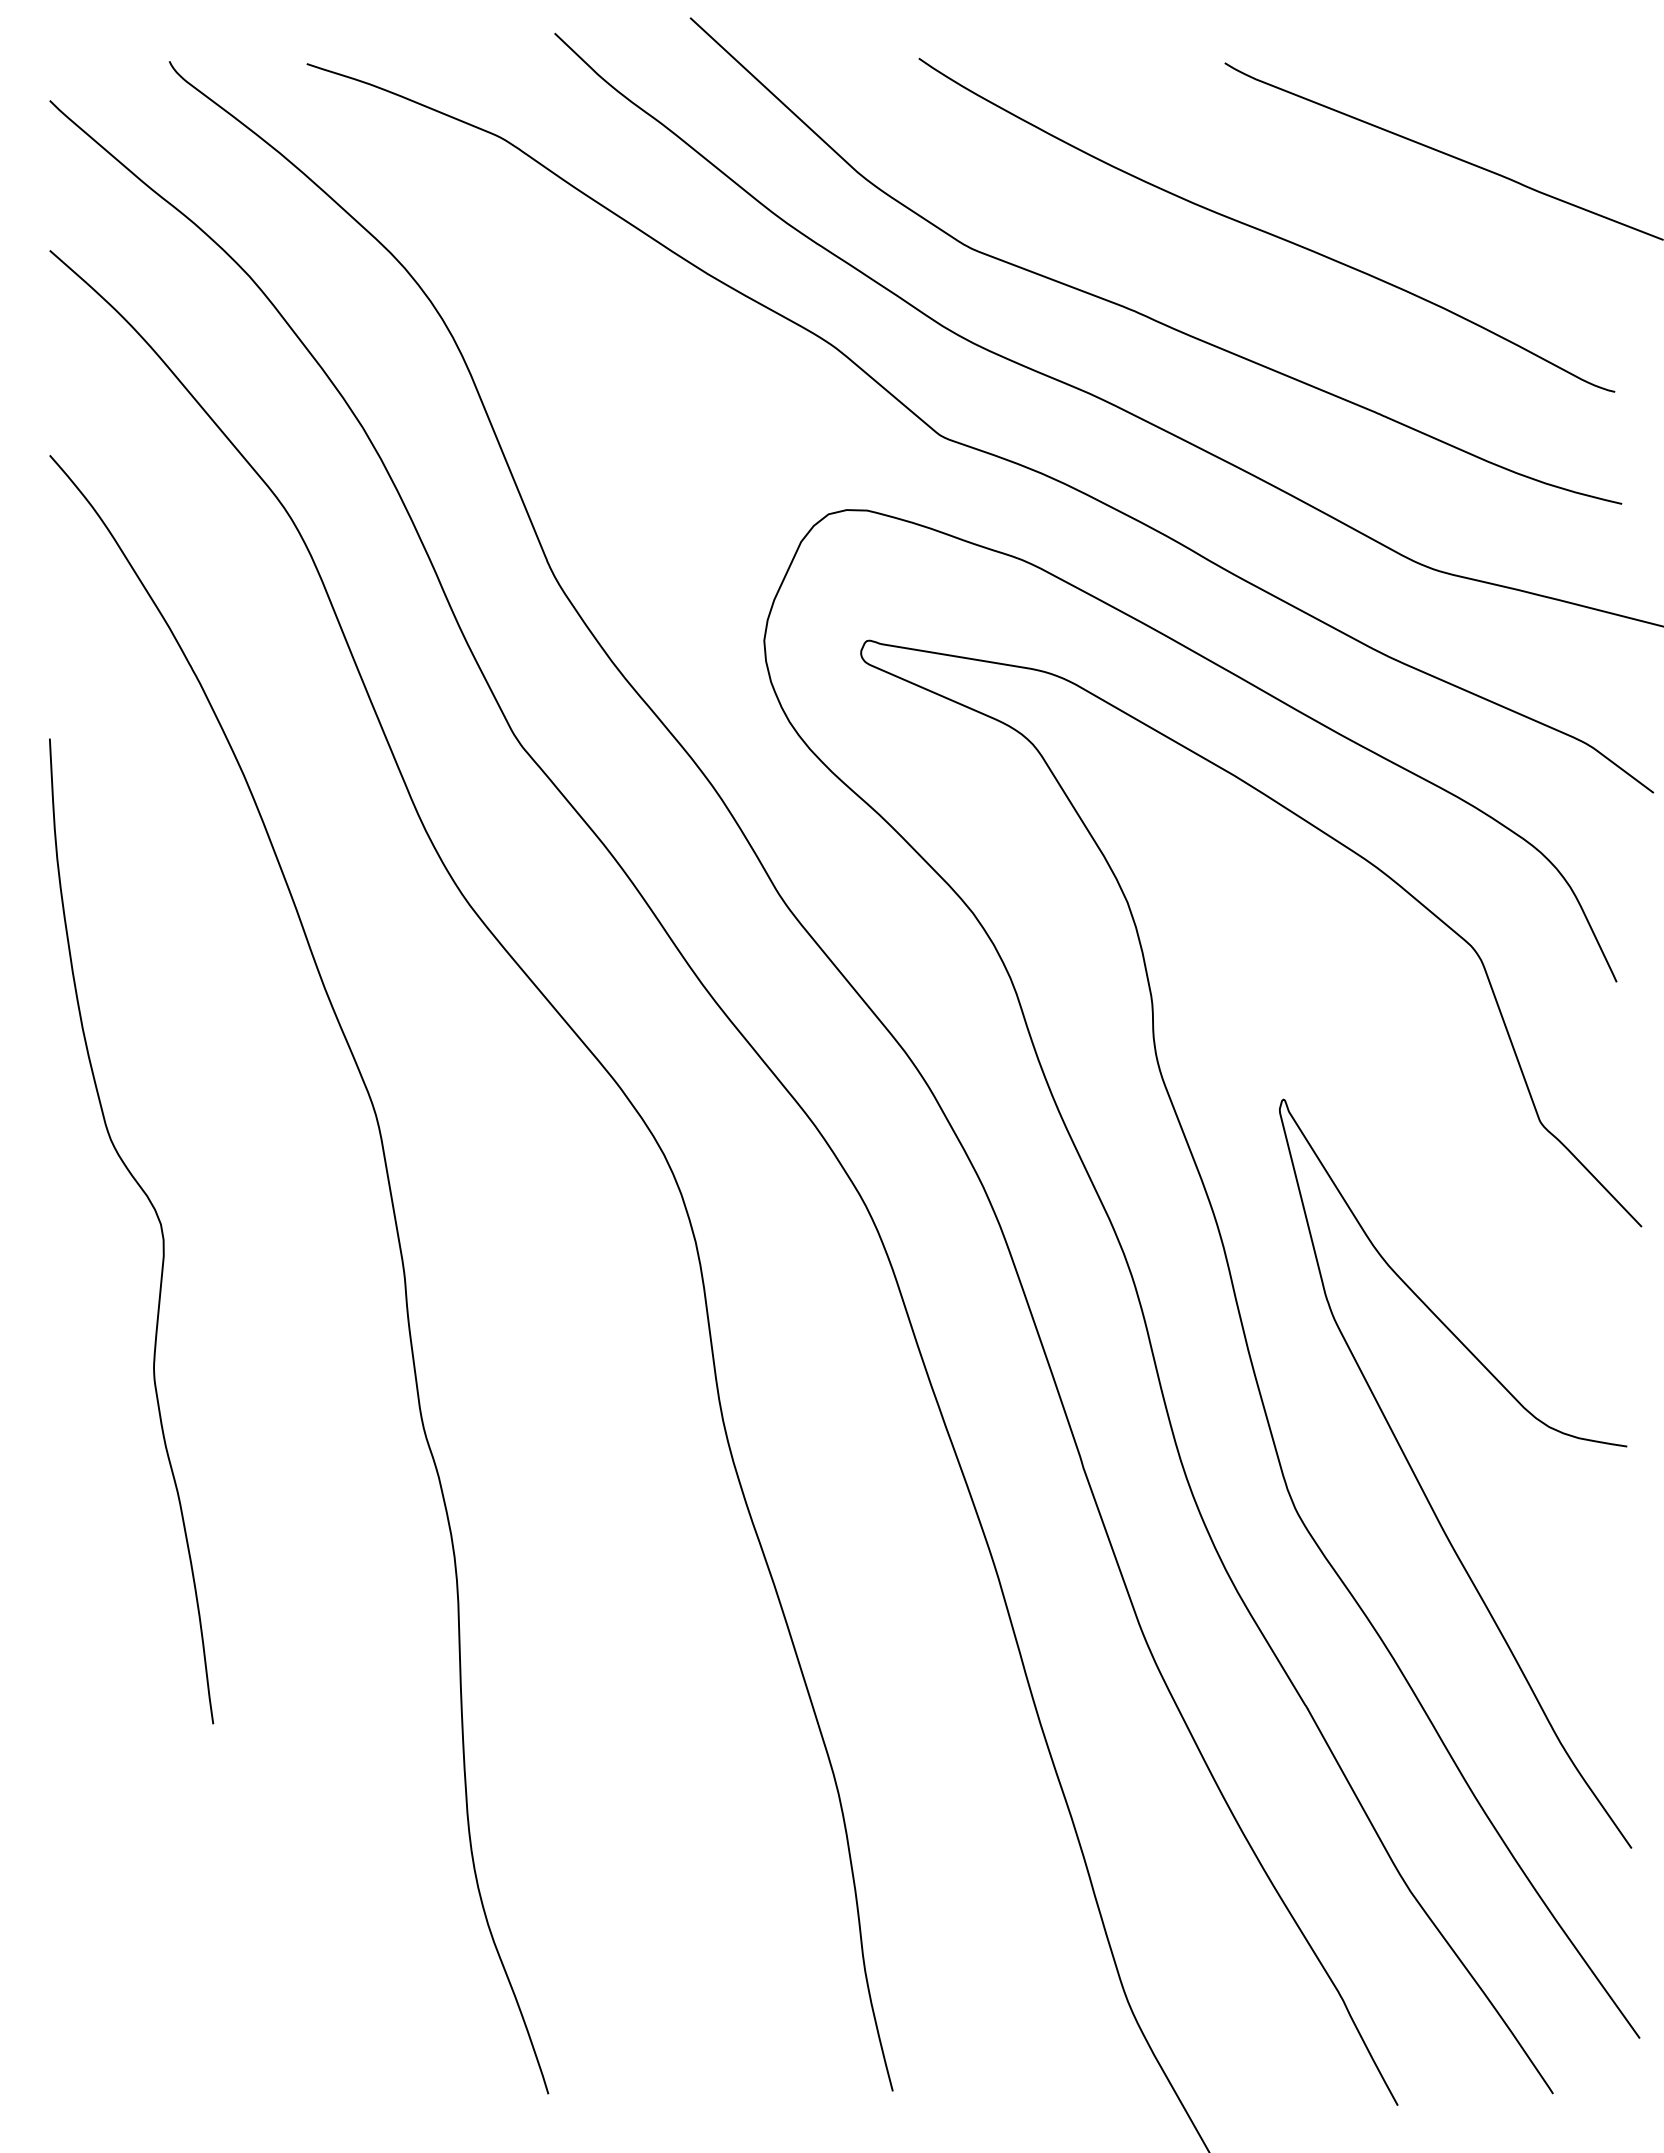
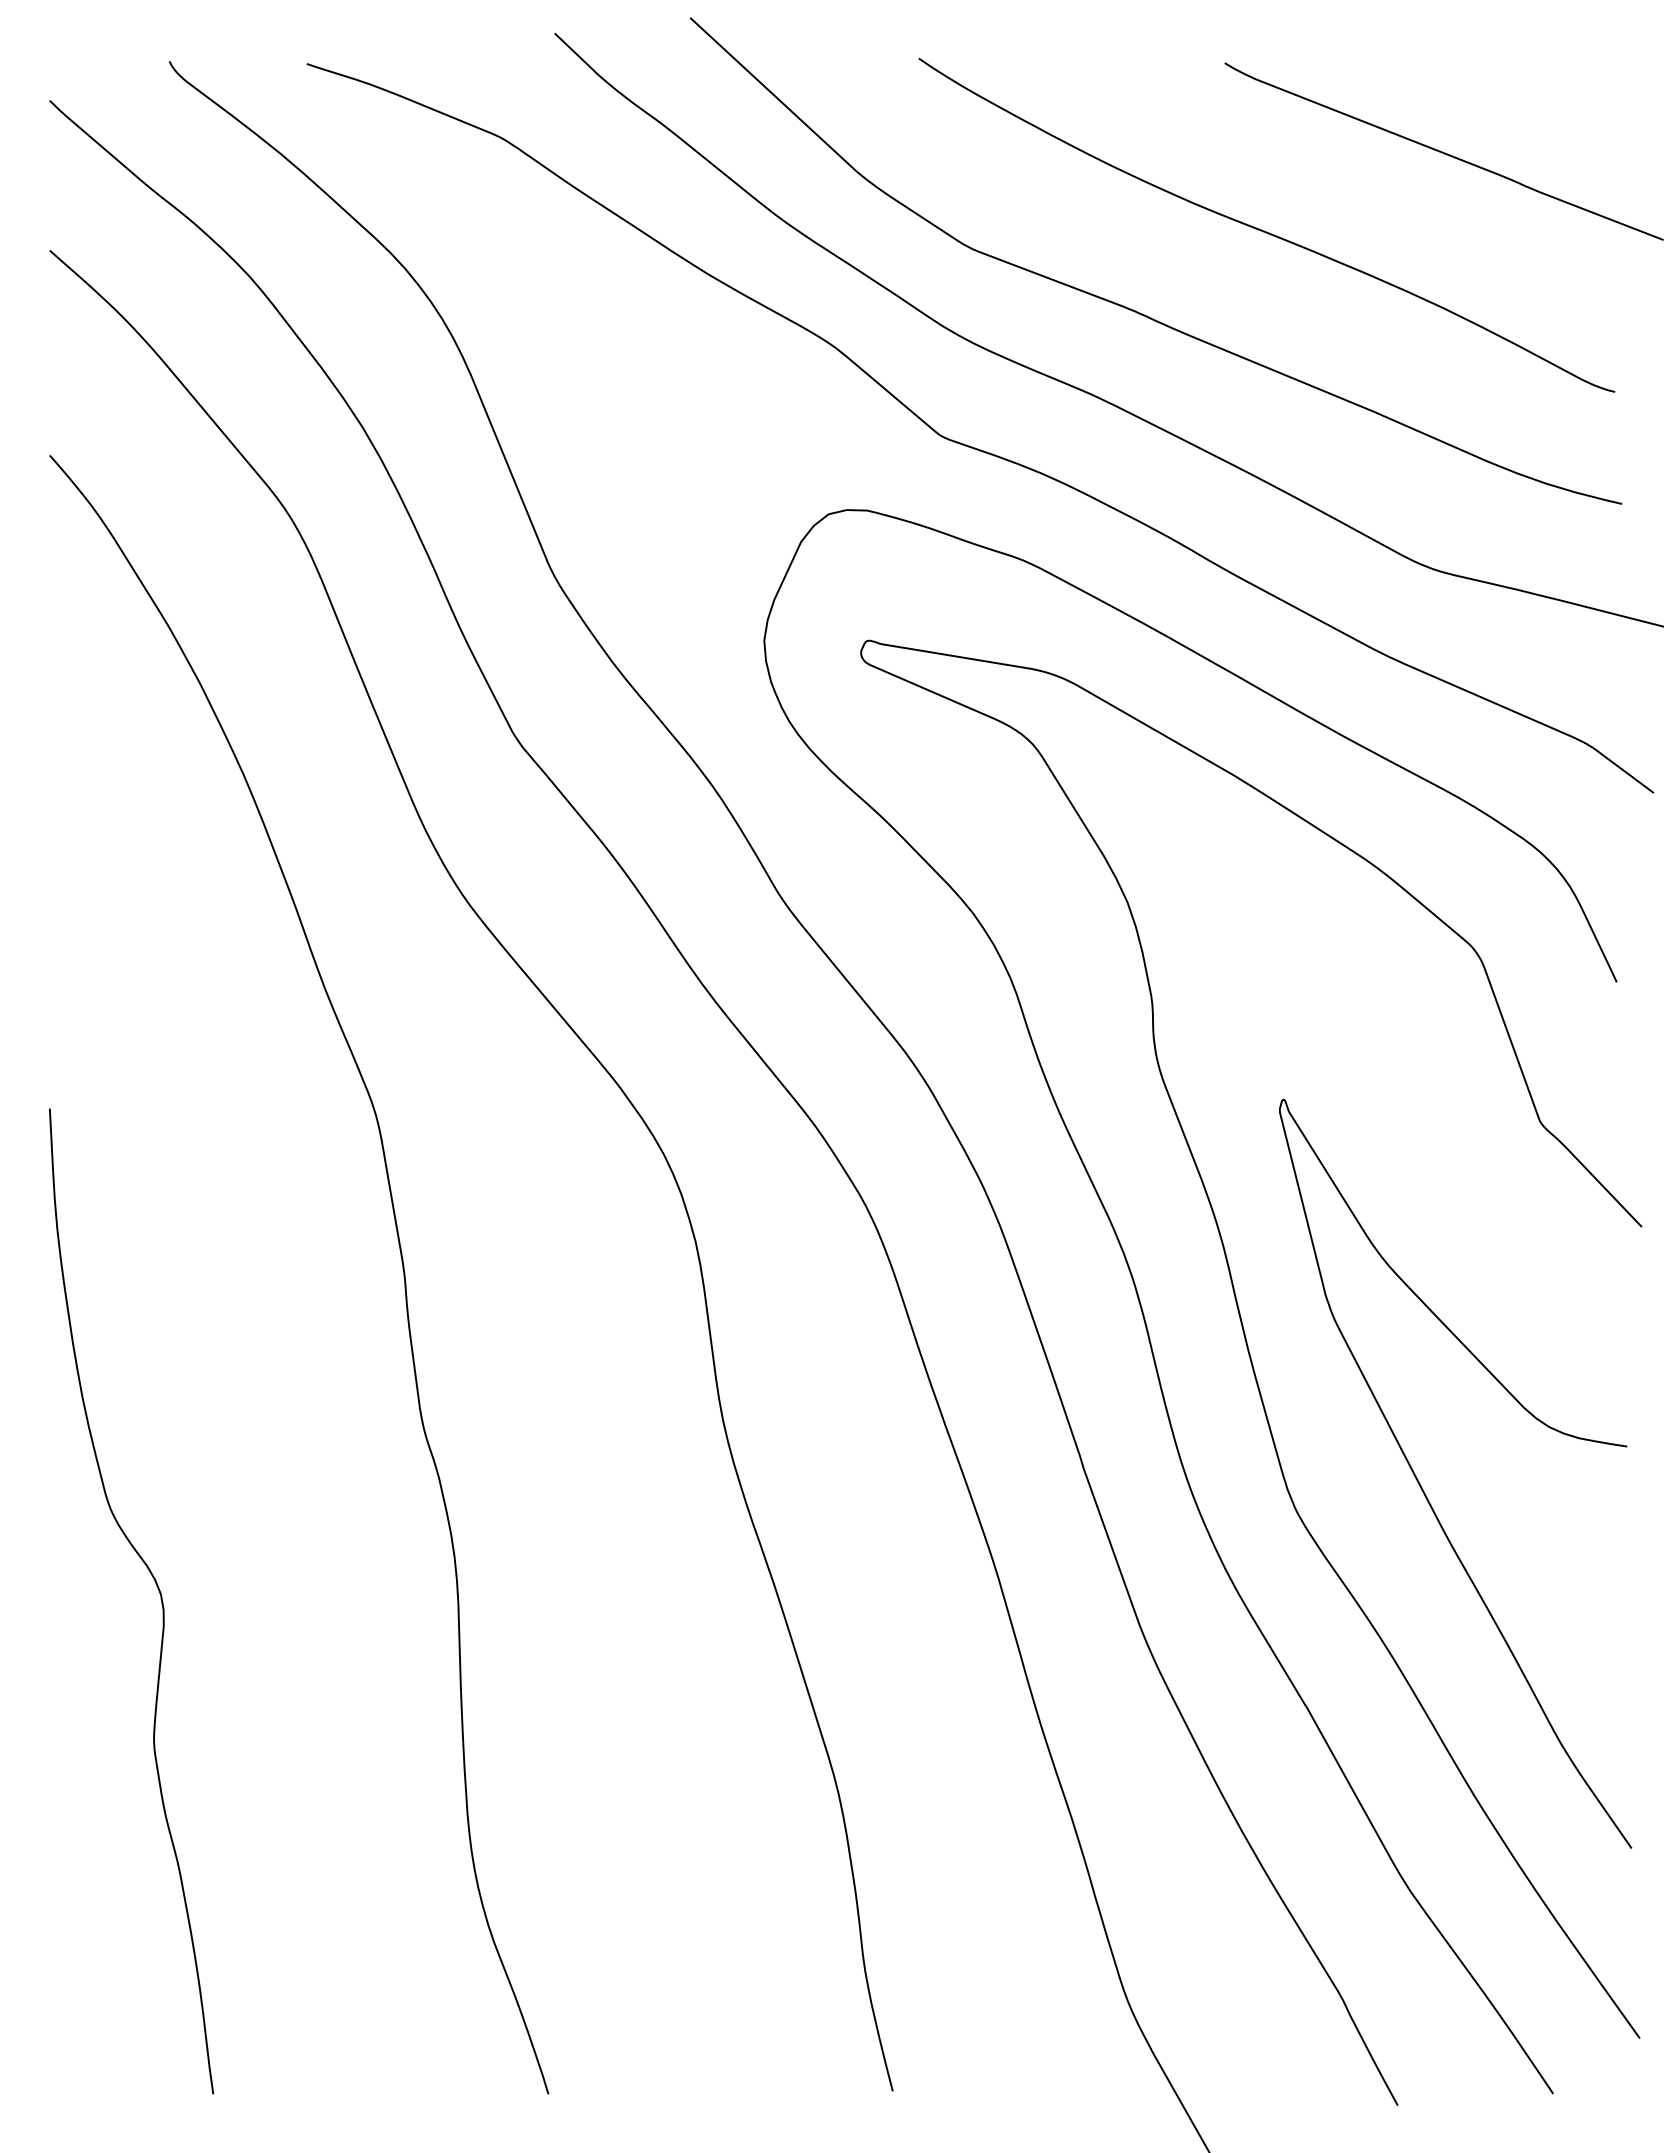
curve position: (158, 1221) -> (158, 1591) (158, 1591)
